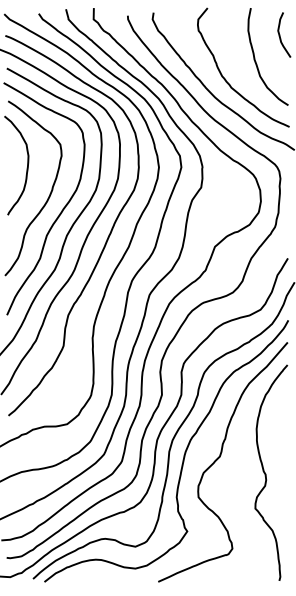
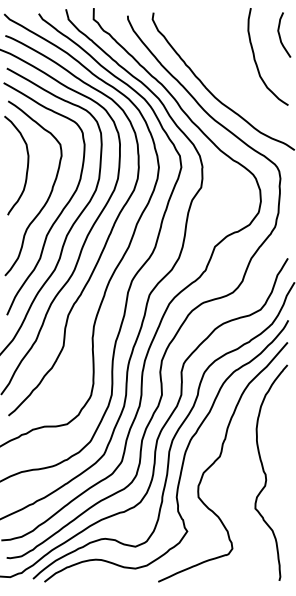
curve: present -> none (226, 79)
